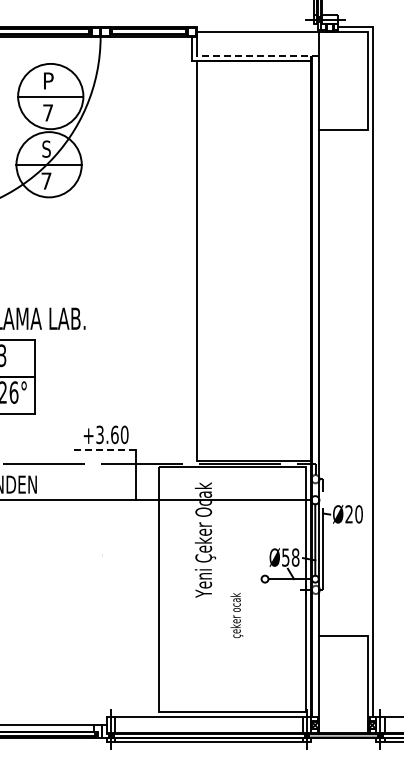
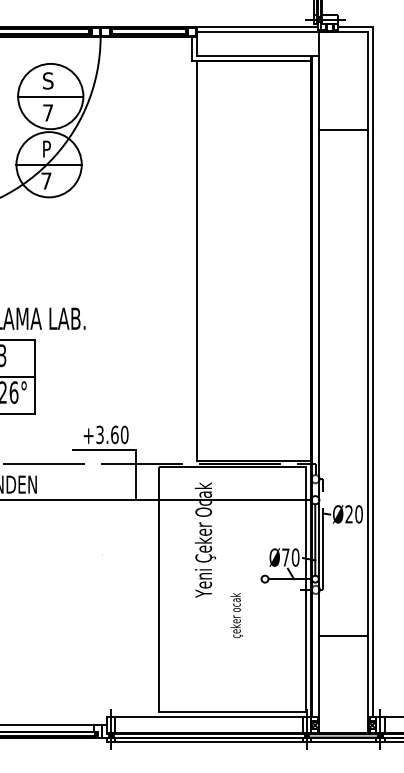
line: none -> present (256, 26)
line: dashed -> solid (257, 56)
text: P -> S (48, 80)
text: S -> P (46, 148)
line: none -> present (368, 382)
line: dashed -> solid (104, 449)
text: Ø58 -> Ø70 (290, 557)
line: none -> present (343, 741)
